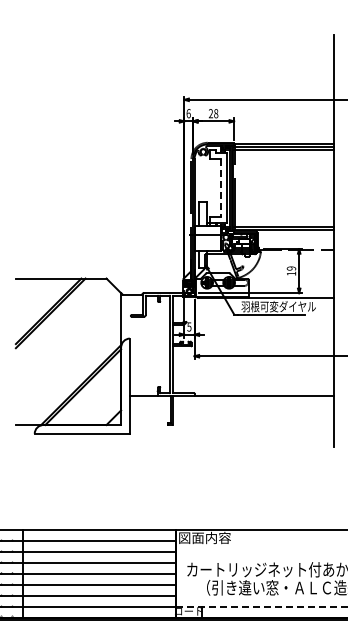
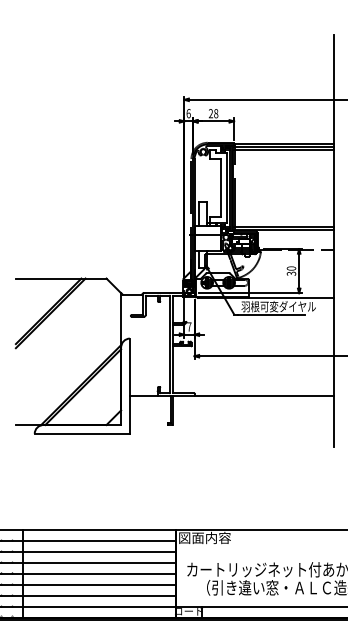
line: dashed -> solid (220, 188)
text: 19 -> 30 (291, 270)
text: 5 -> 7 (189, 326)
line: dashed -> solid (261, 606)
